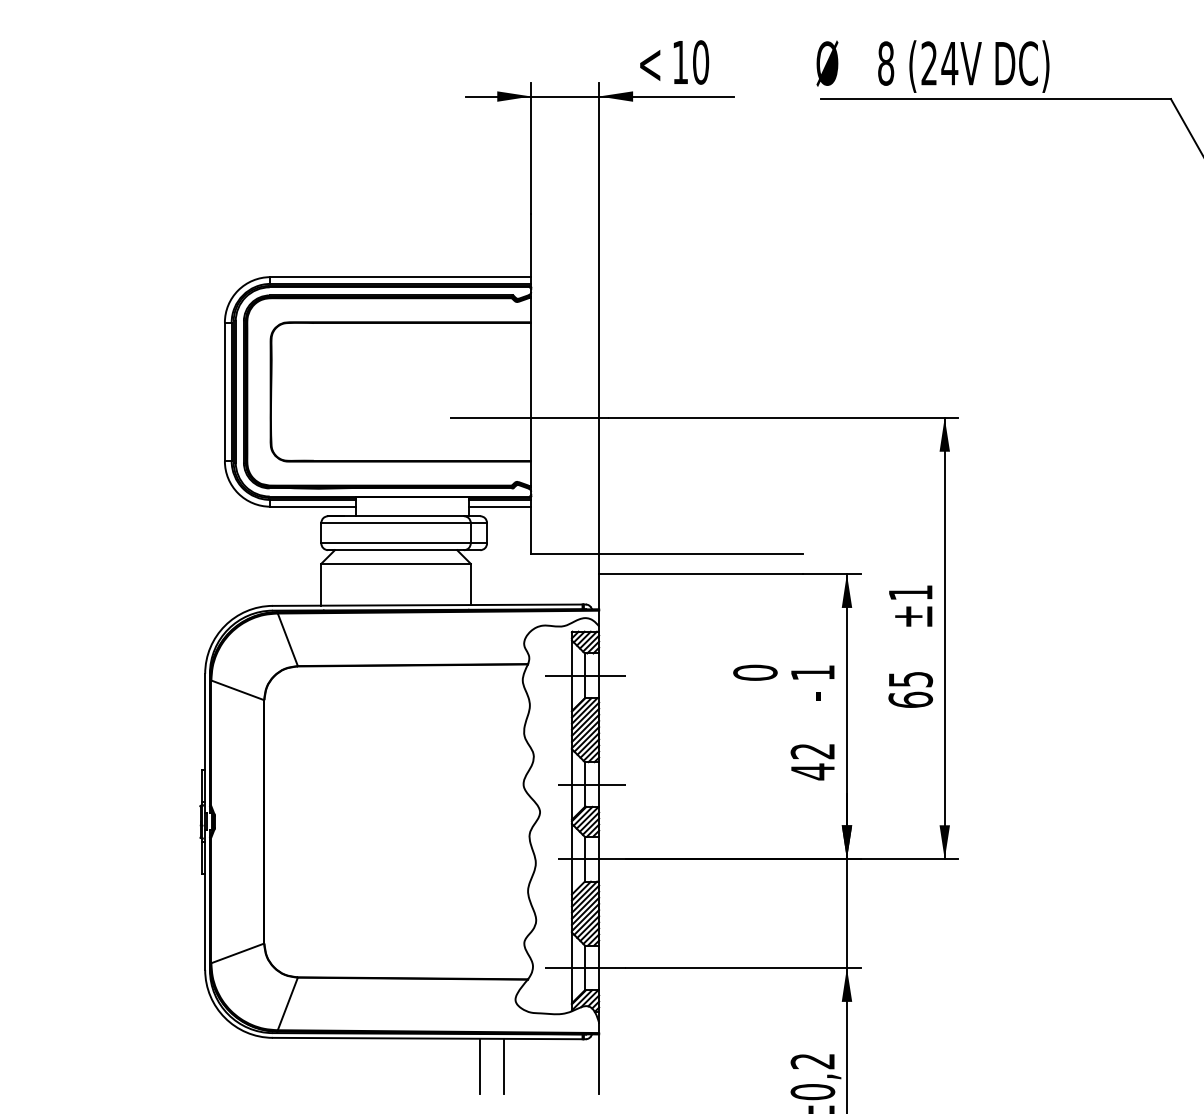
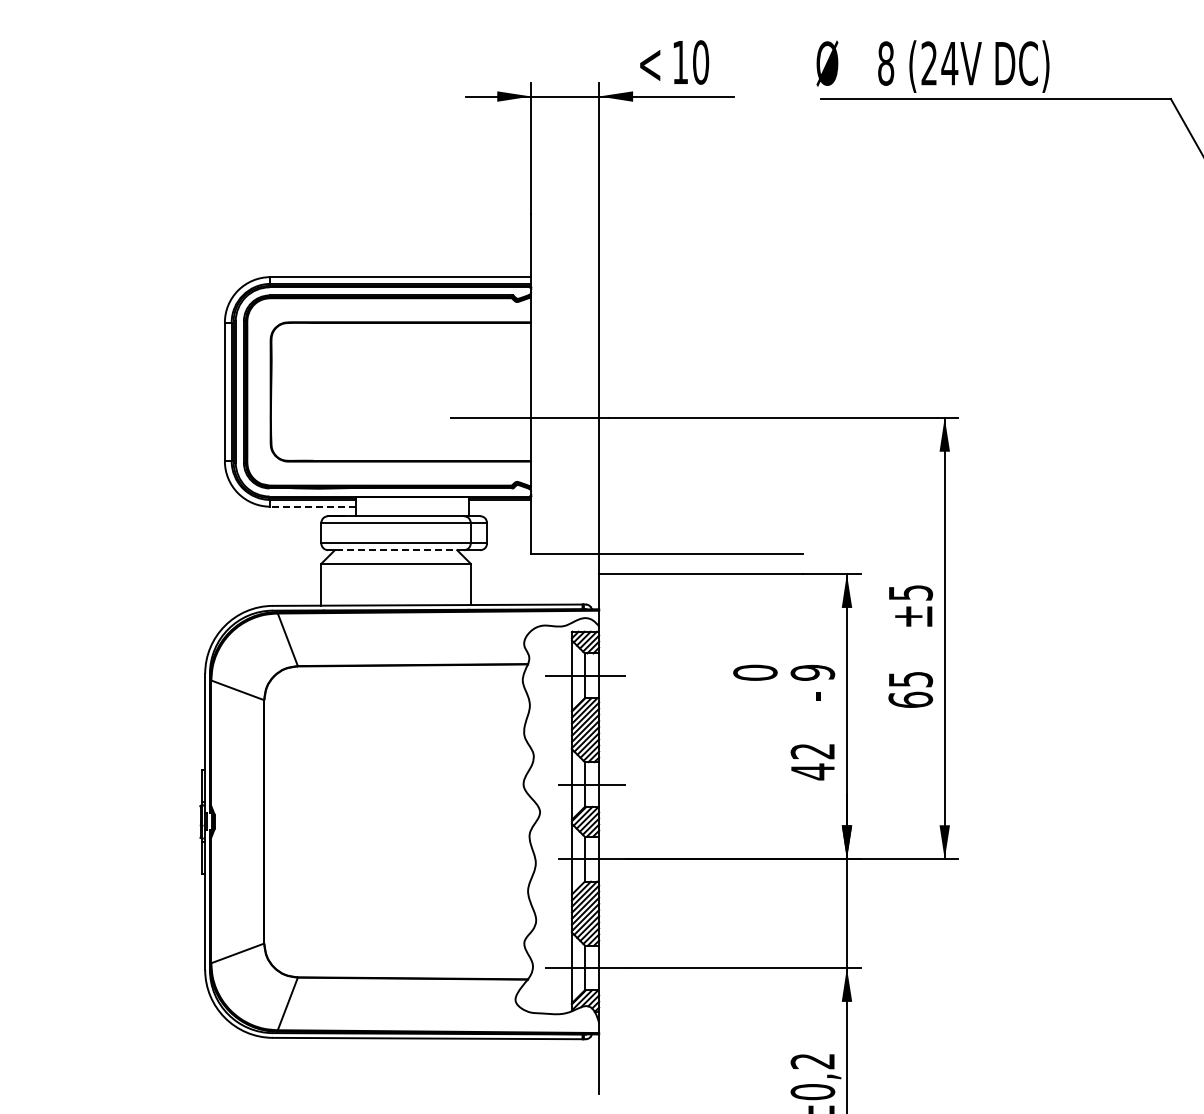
line: solid -> dashed (313, 506)
line: present -> none (500, 506)
line: solid -> dashed (396, 550)
text: ±1 -> ±5 (911, 592)
text: 1 -> 9 (812, 672)
line: present -> none (480, 1066)
line: present -> none (504, 1066)
